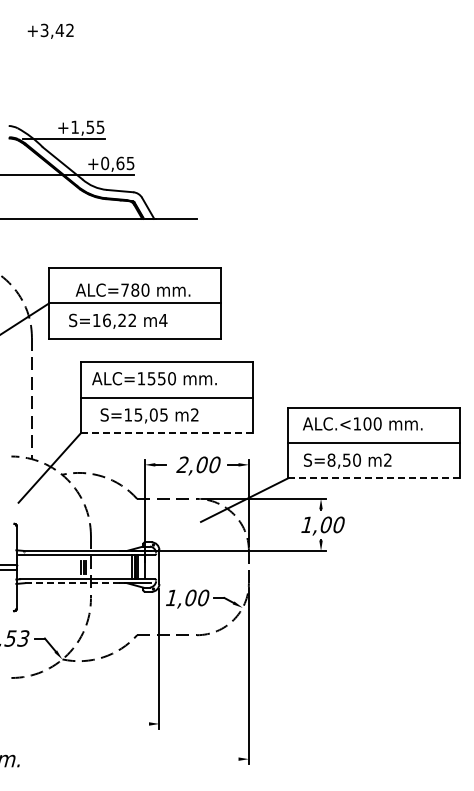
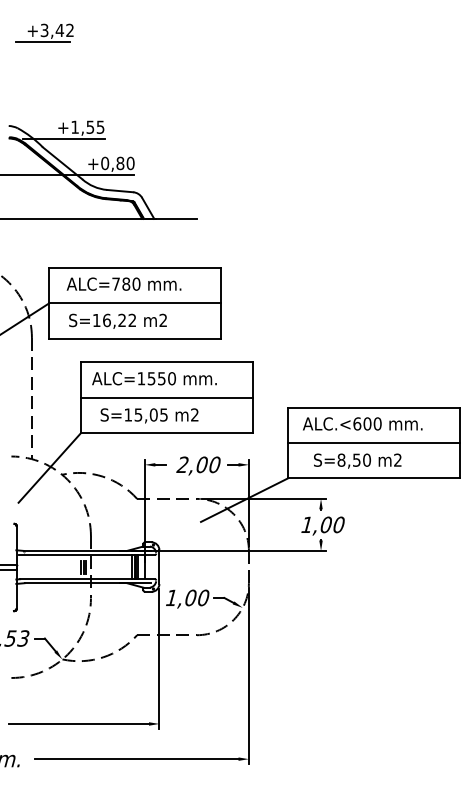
line: none -> present (42, 42)
text: +0,65 -> +0,80 (125, 163)
text position: (132, 289) -> (123, 283) (123, 283)
text: m4 -> m2 (163, 319)
text: ALC.<100 -> ALC.<600 (357, 423)
line: dashed -> solid (166, 433)
text position: (347, 460) -> (357, 460) (357, 460)
line: dashed -> solid (373, 478)
line: dashed -> solid (76, 583)
line: none -> present (79, 723)
line: none -> present (136, 759)
